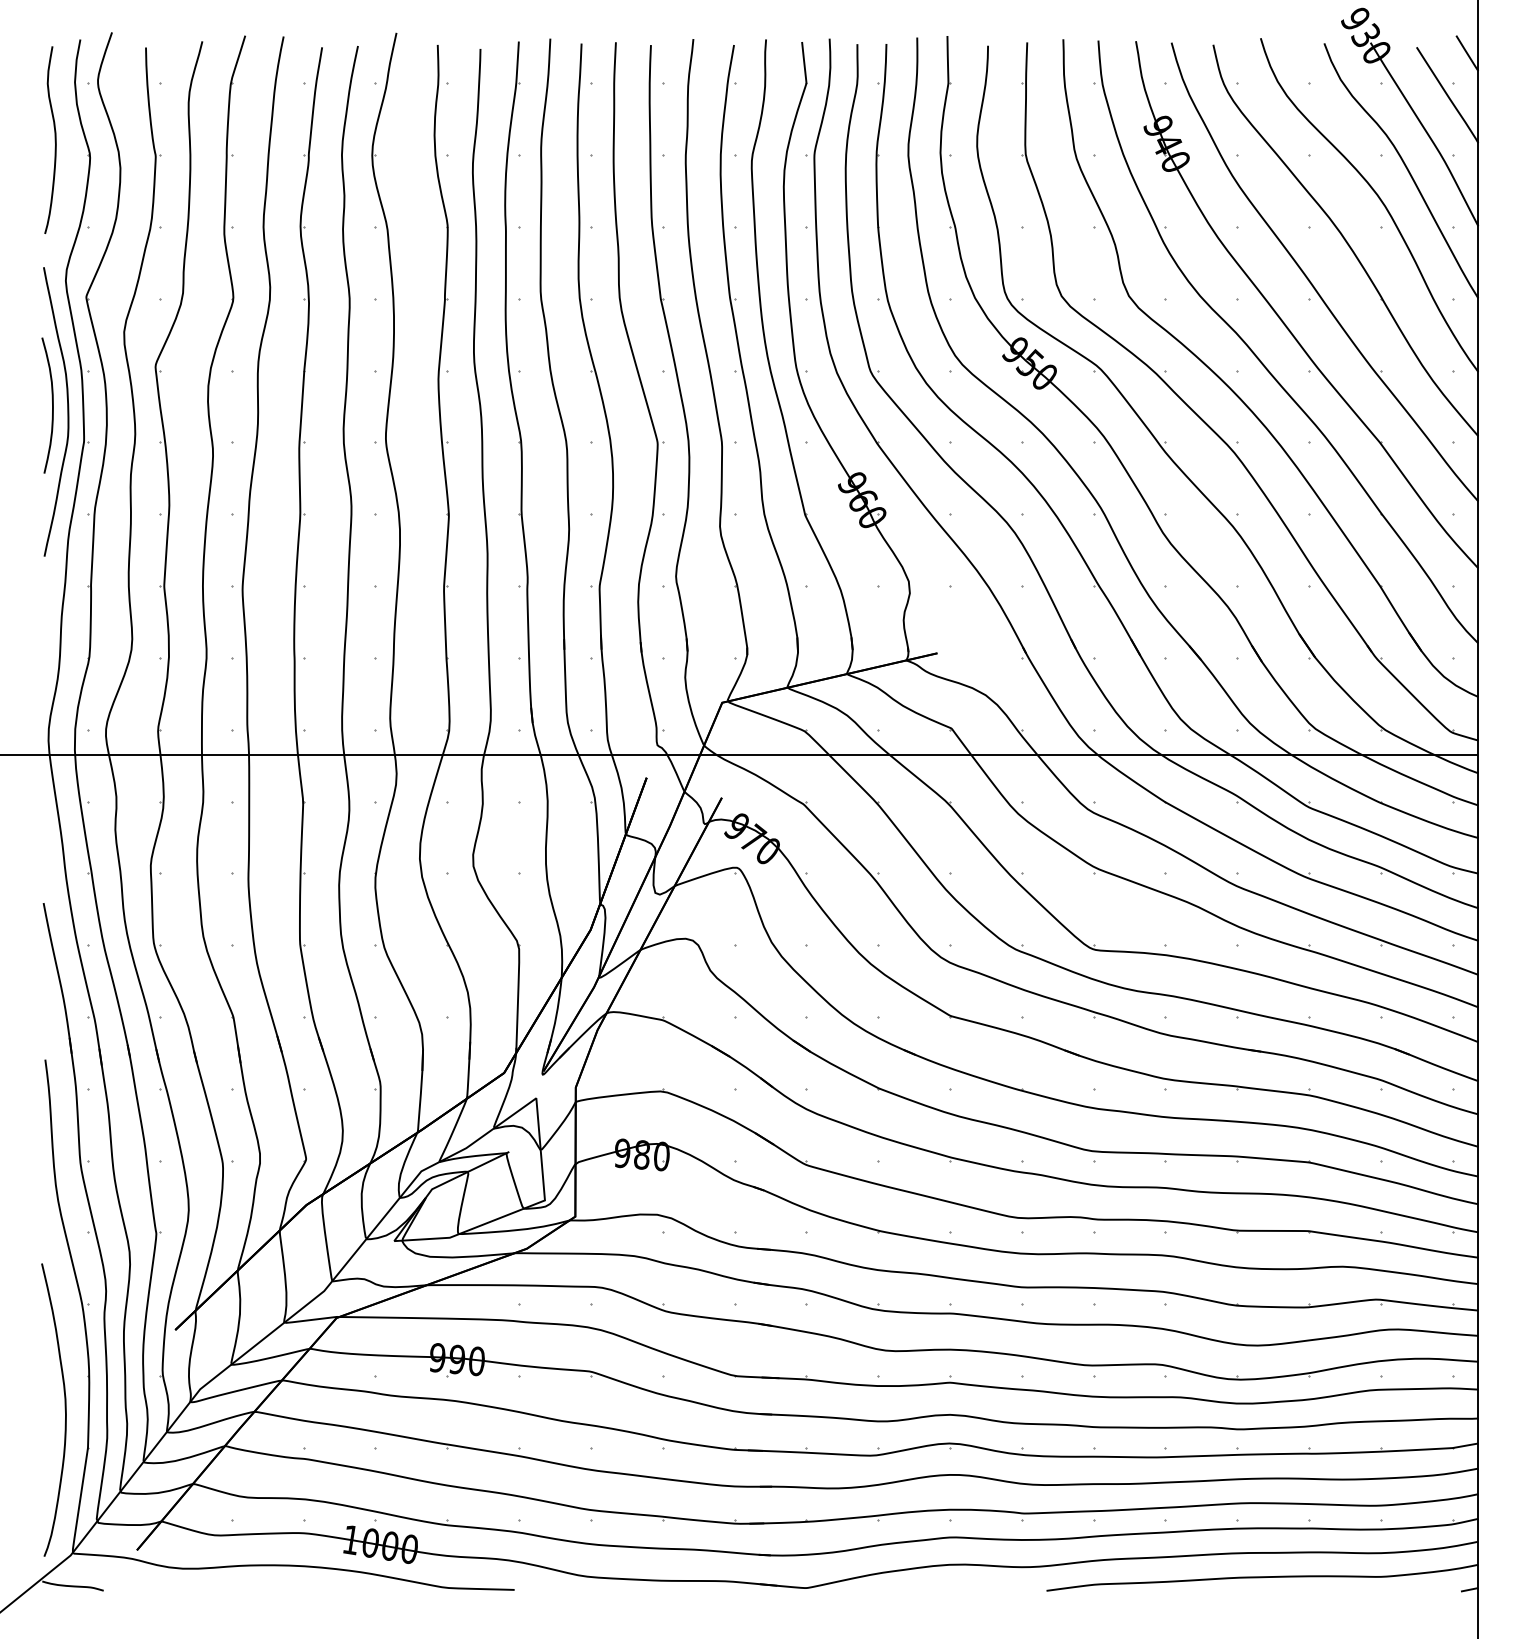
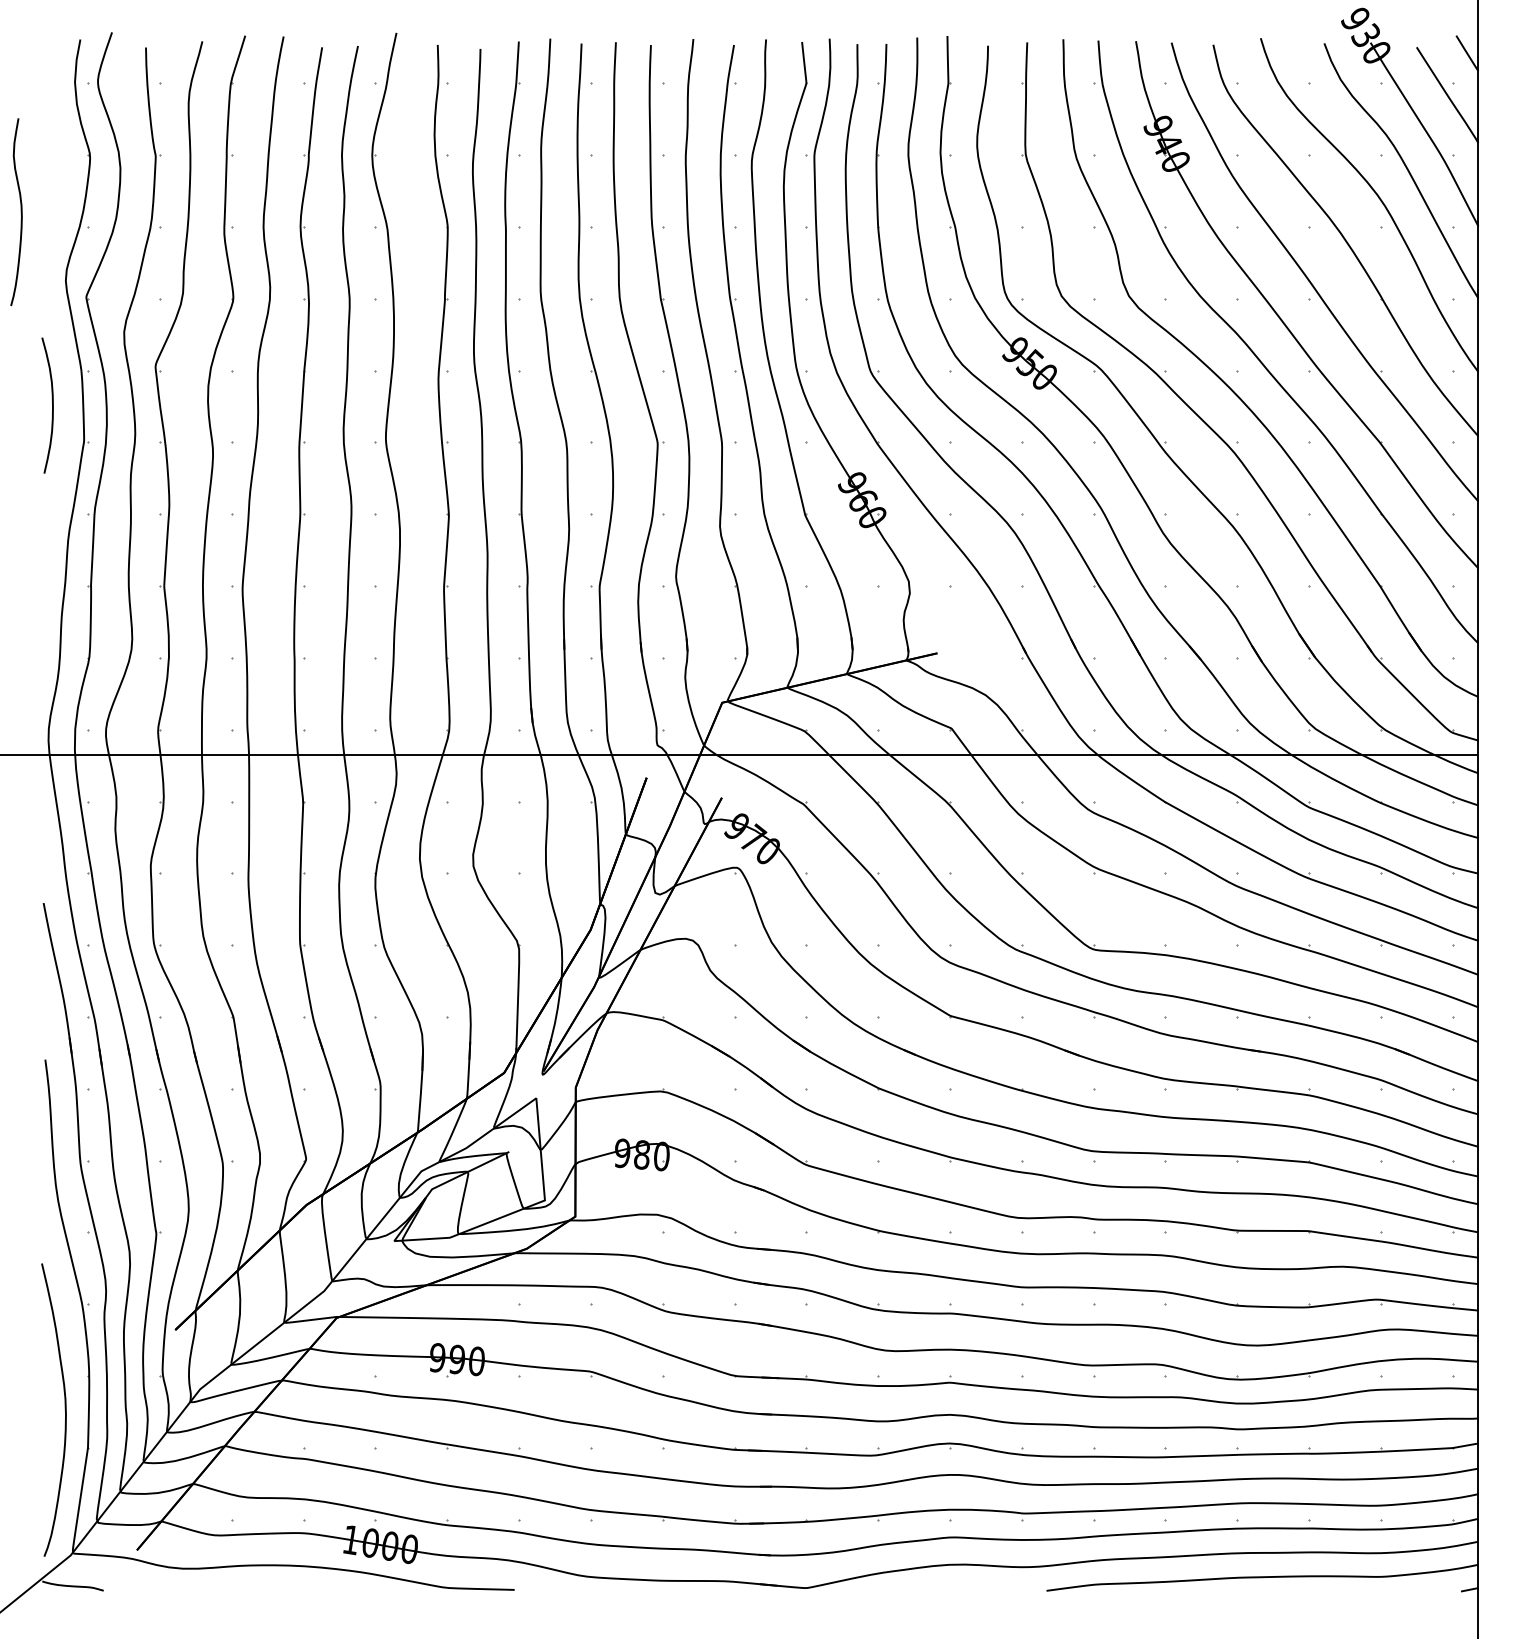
curve position: (54, 139) -> (20, 211) (20, 211)
curve: present -> none (67, 411)
